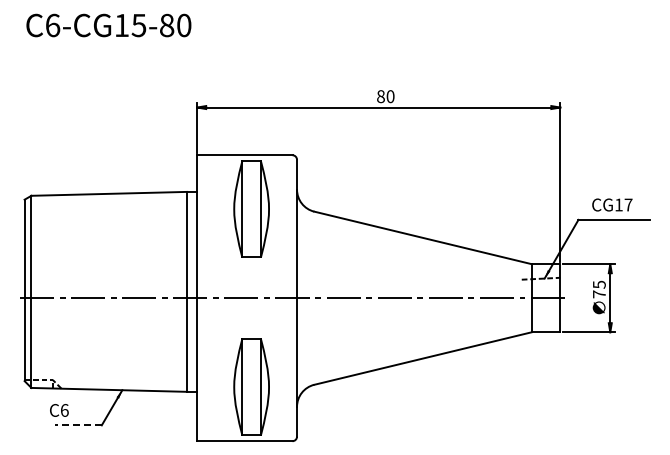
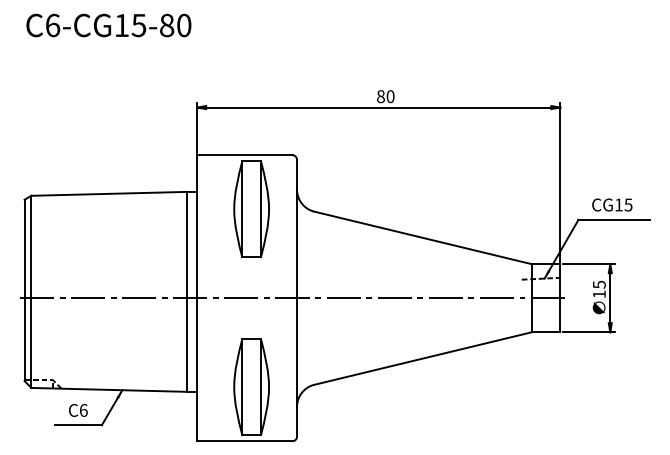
text: CG17 -> CG15 (628, 204)
text: 75 -> 15 (599, 294)
text position: (59, 410) -> (78, 410) (78, 410)
line: dashed -> solid (78, 425)
